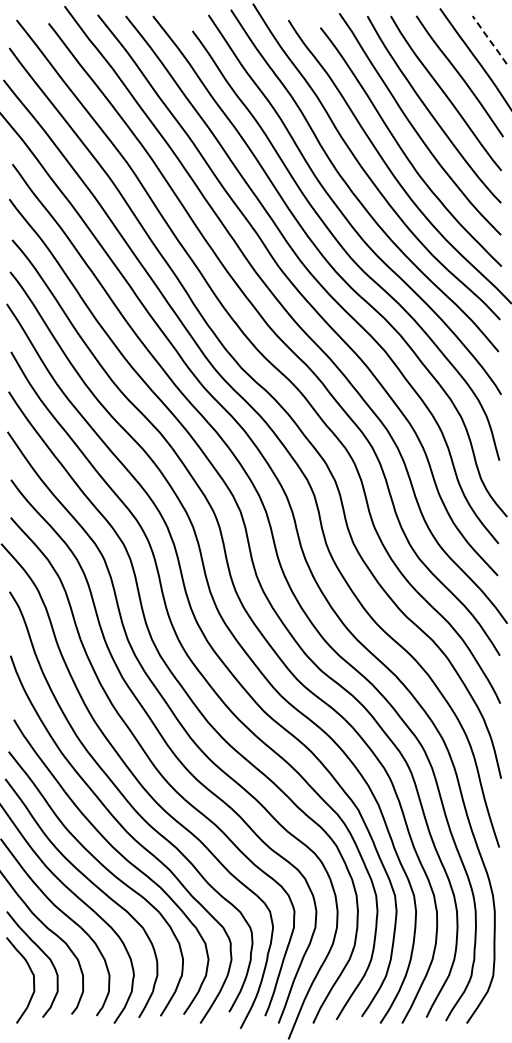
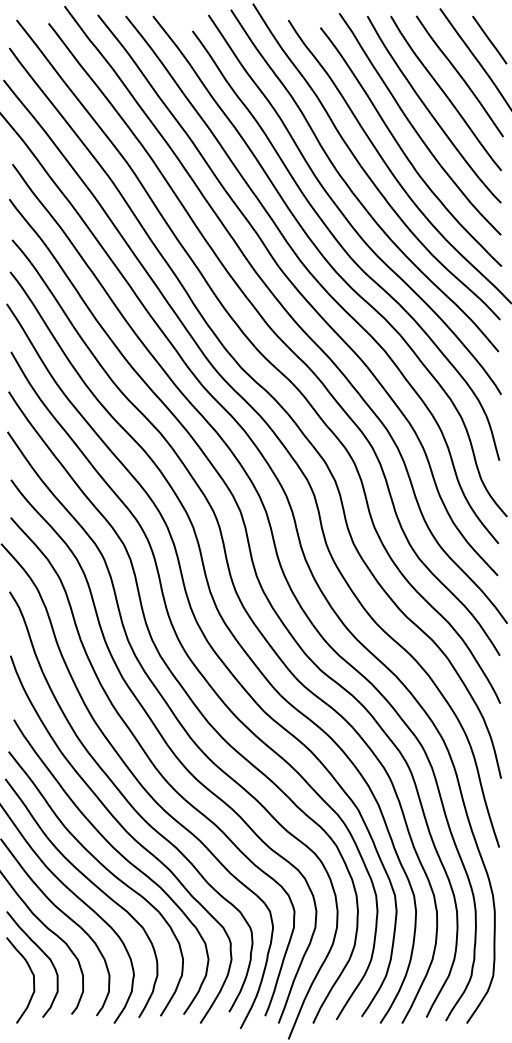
line: dashed -> solid (489, 40)
